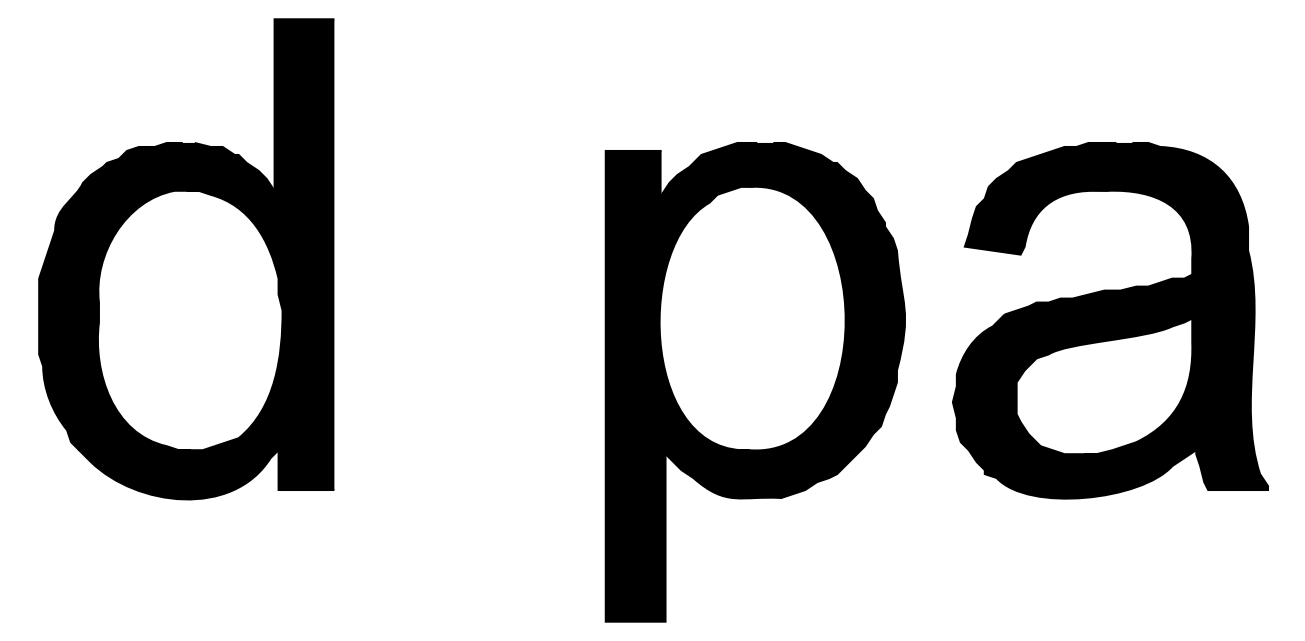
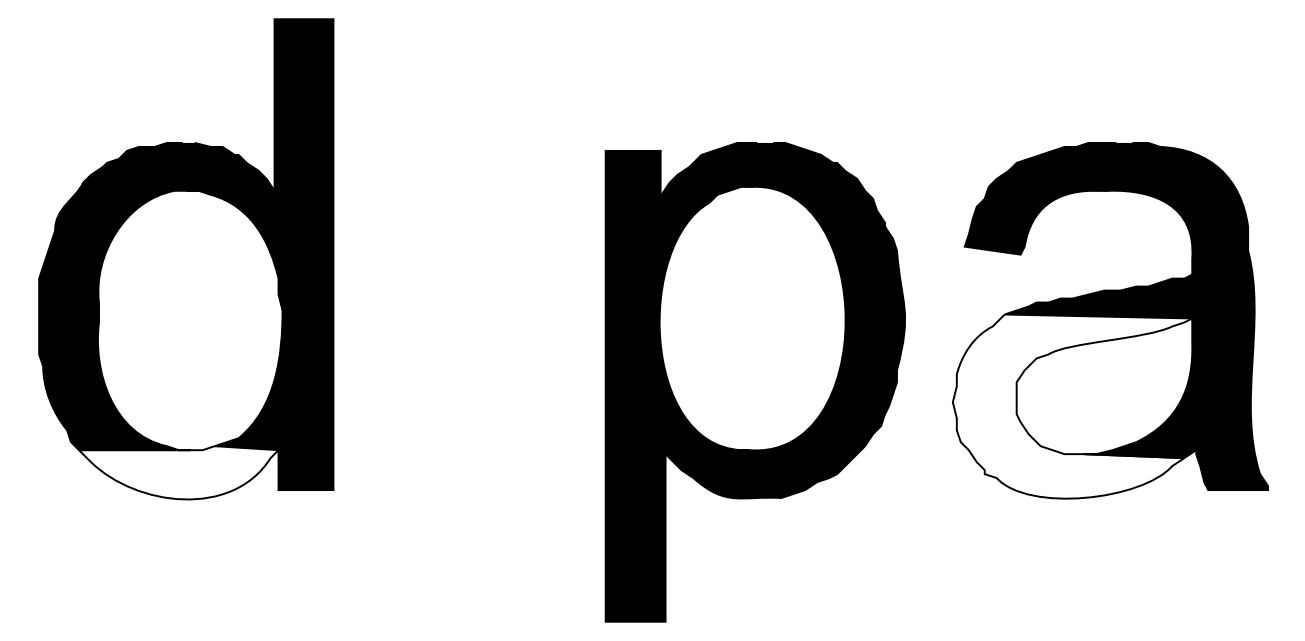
fill: present -> none (1072, 406)
fill: present -> none (178, 472)
